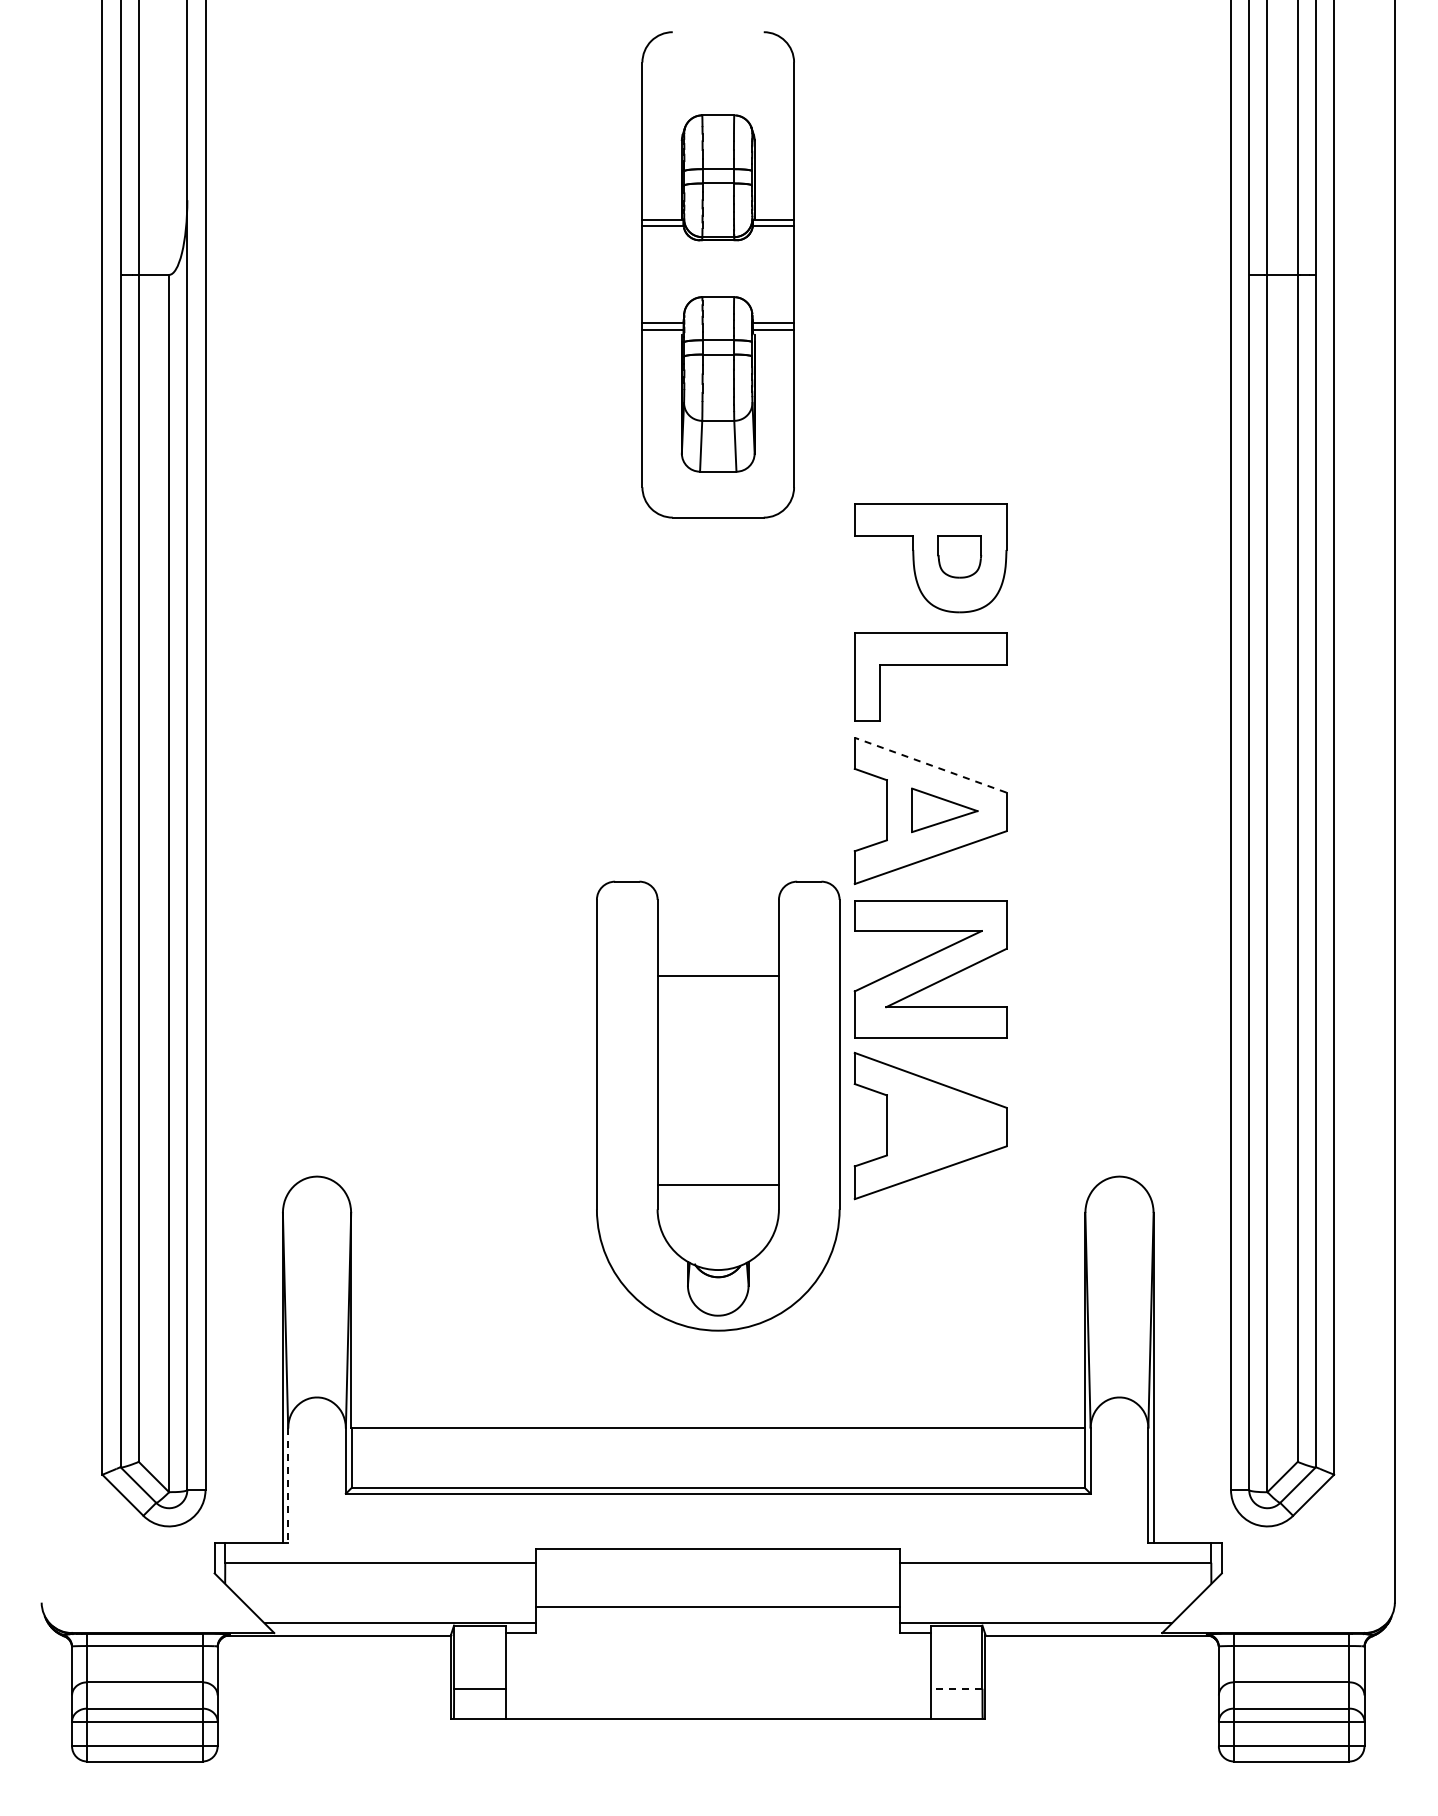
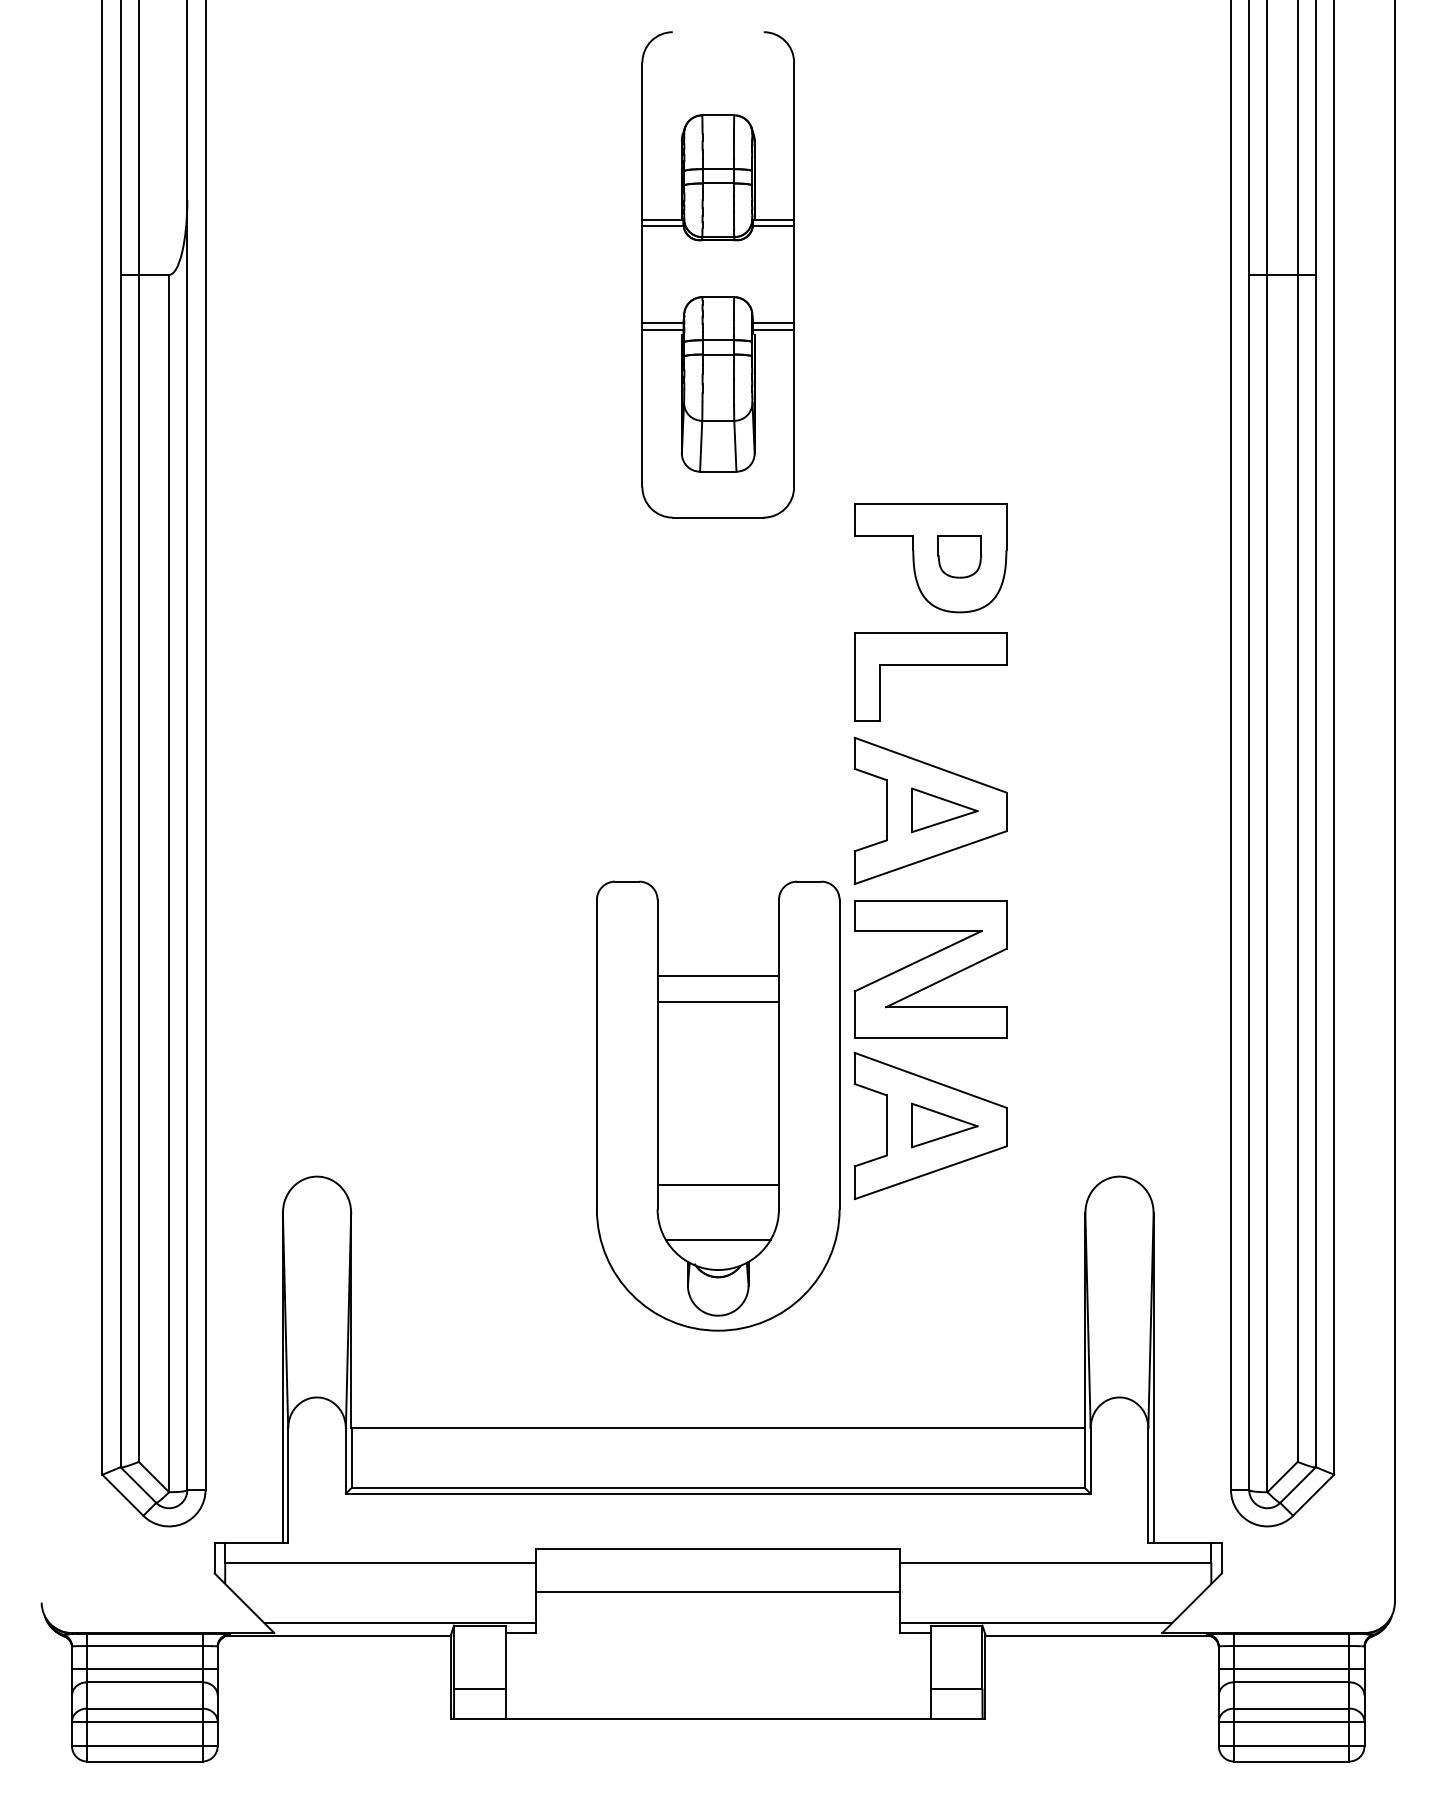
line: dashed -> solid (930, 765)
line: none -> present (717, 1002)
part: none -> present (944, 1125)
line: none -> present (717, 1239)
line: dashed -> solid (288, 1485)
line position: (718, 1606) -> (718, 1591) (718, 1591)
line: none -> present (144, 1669)
line: none -> present (1291, 1669)
line: dashed -> solid (956, 1688)
